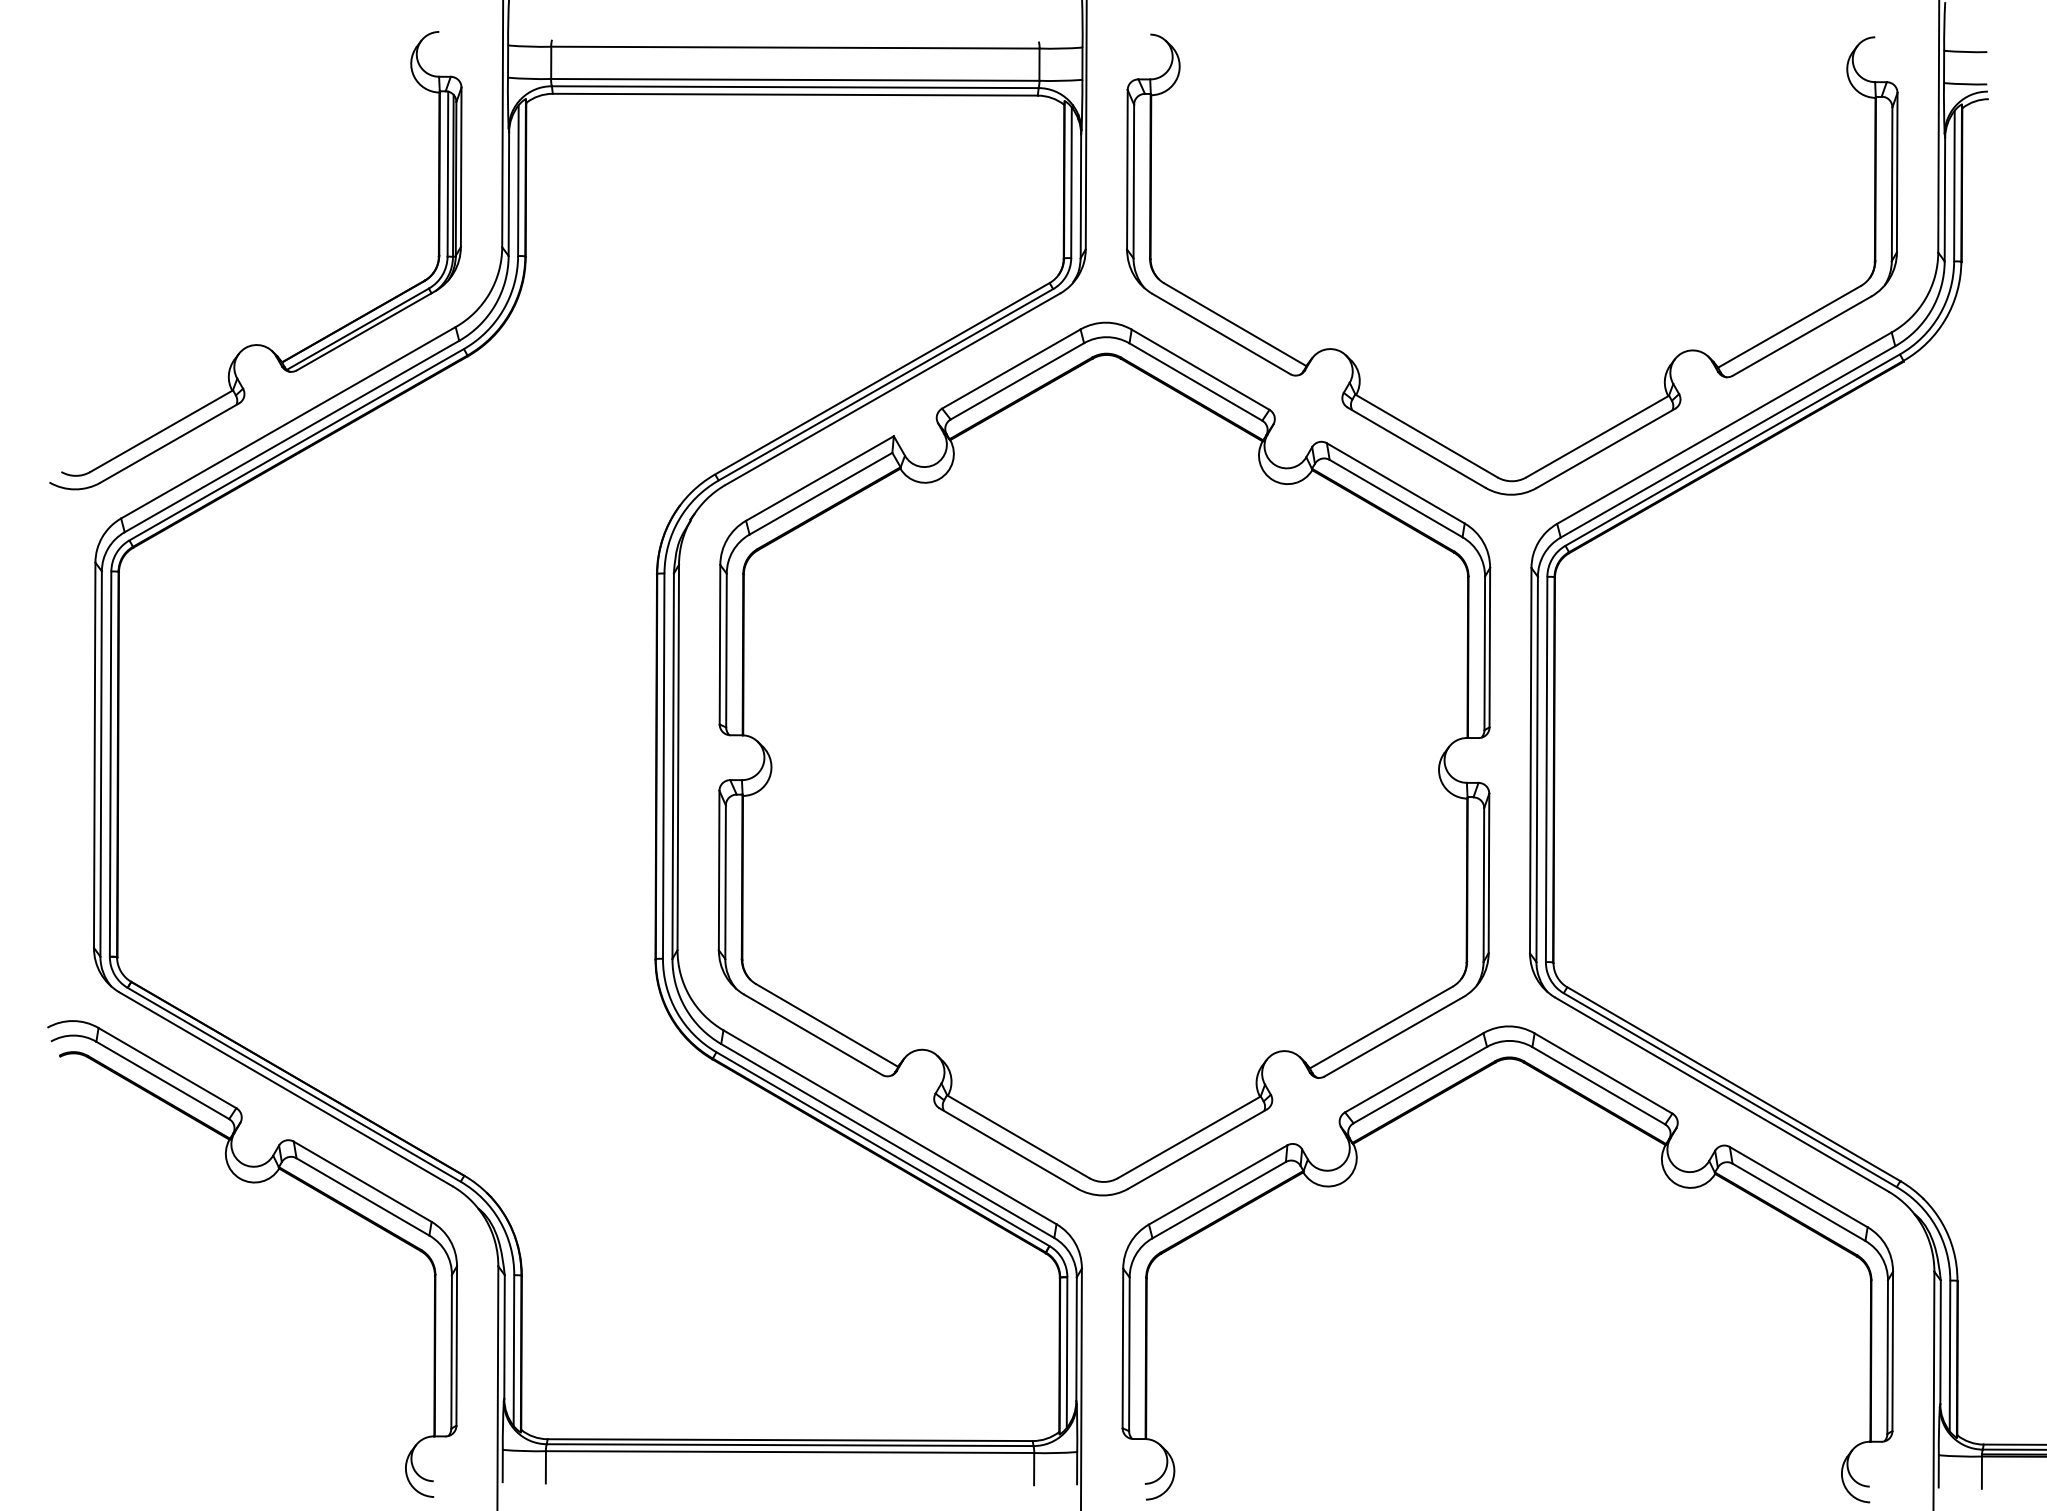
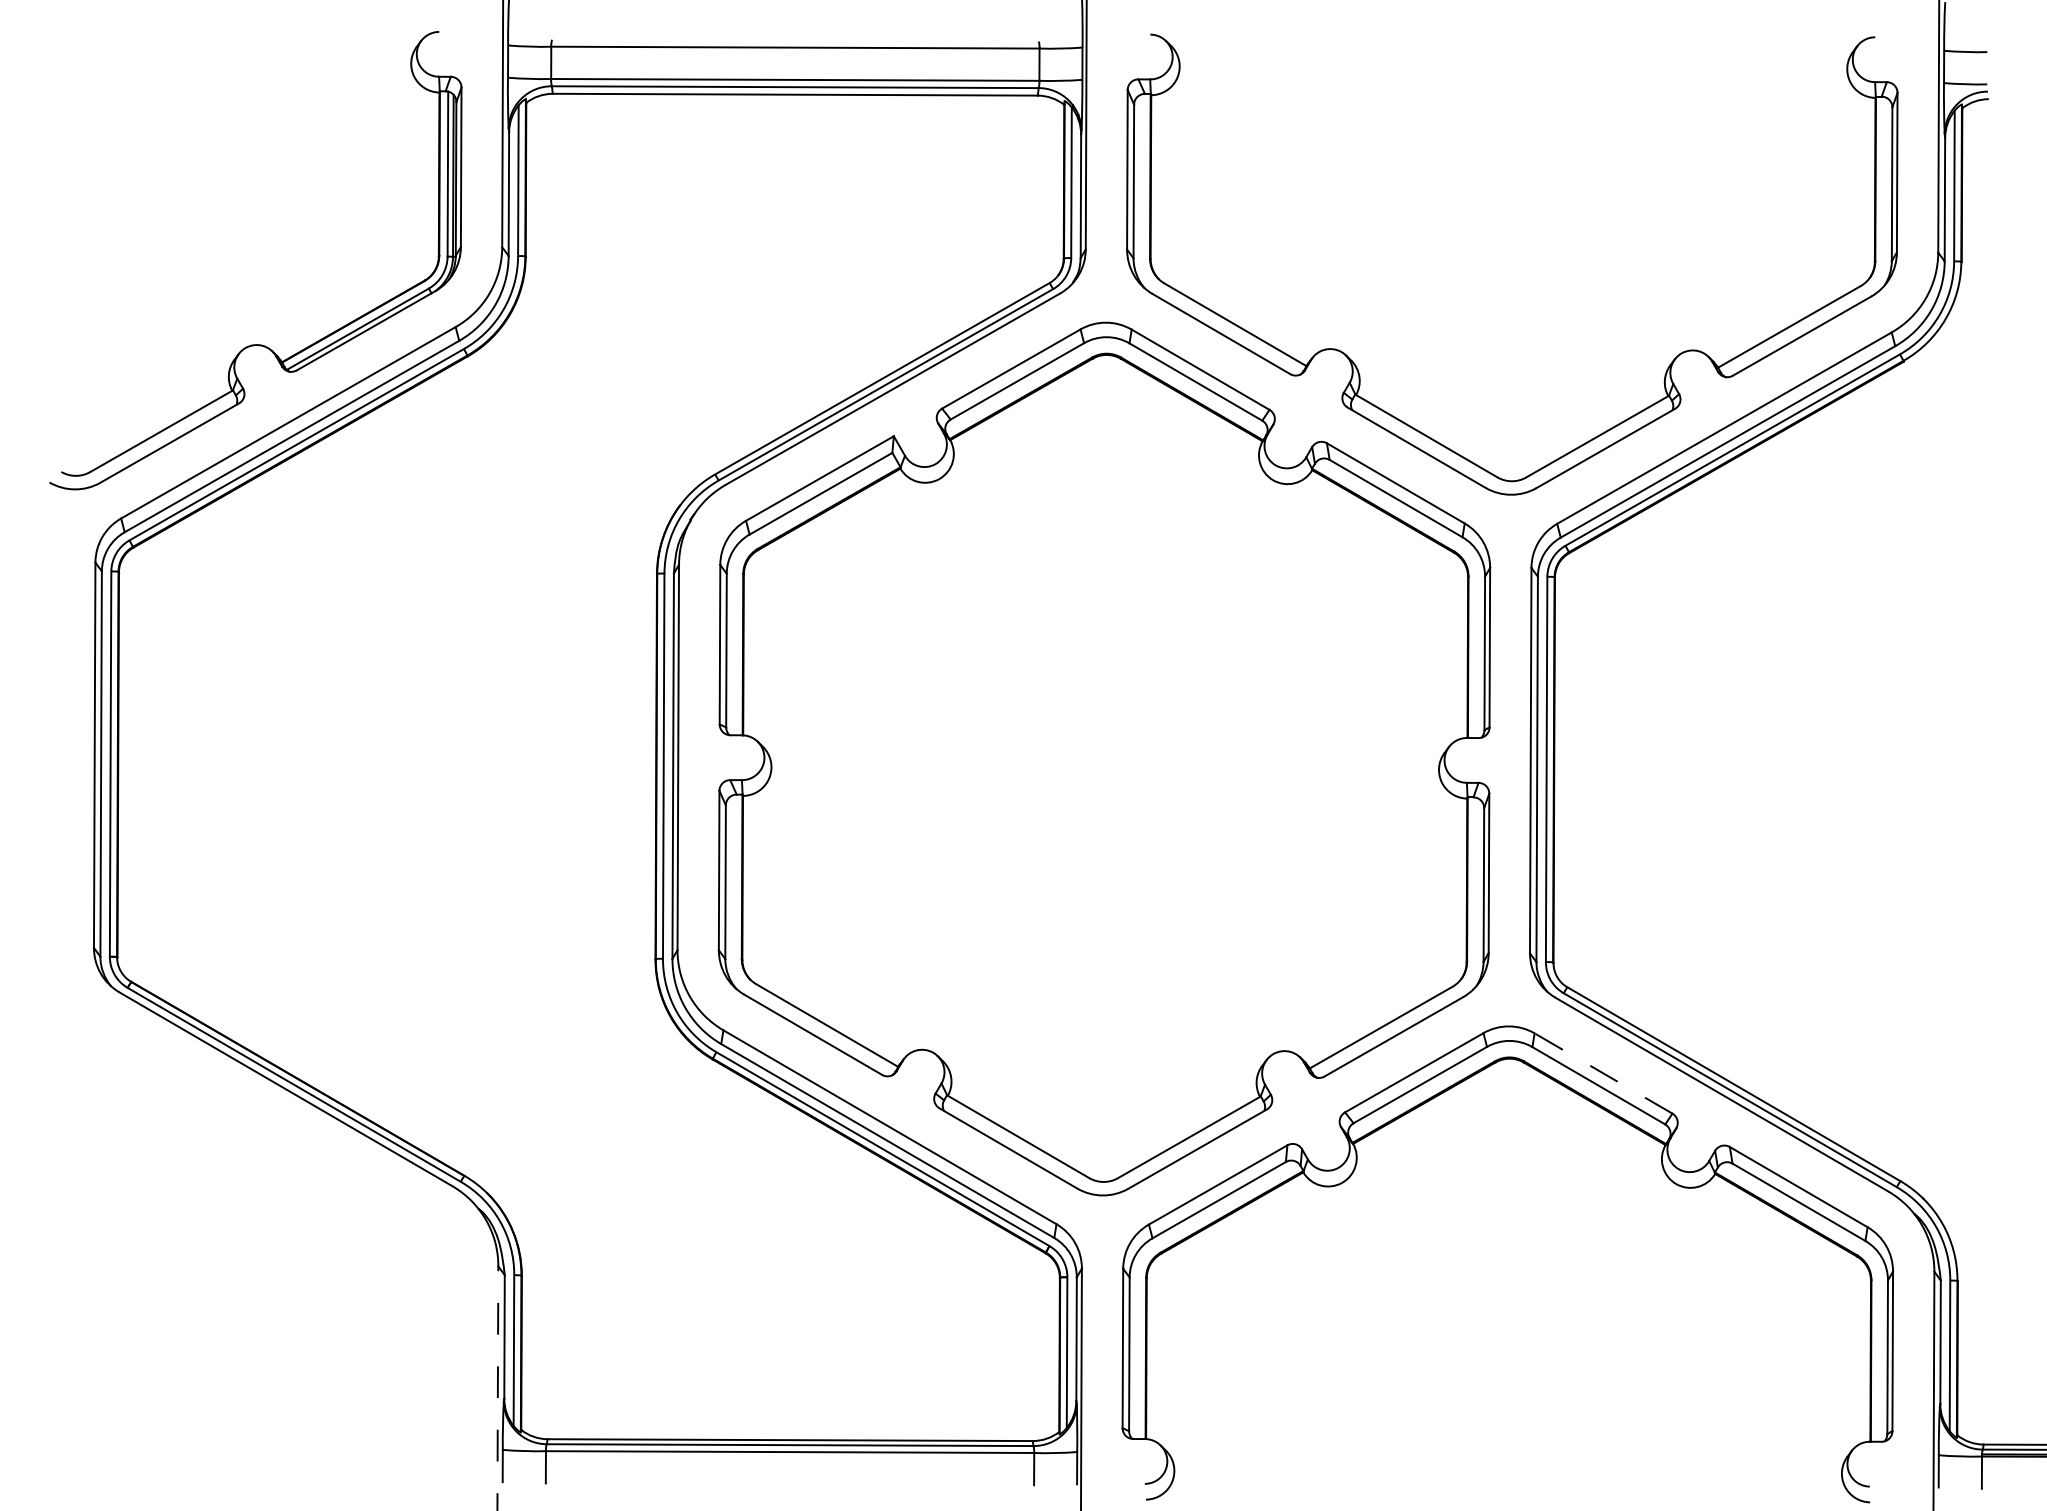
line: solid -> dashed (1603, 1073)
part: present -> none (252, 1183)
line: solid -> dashed (497, 1388)
